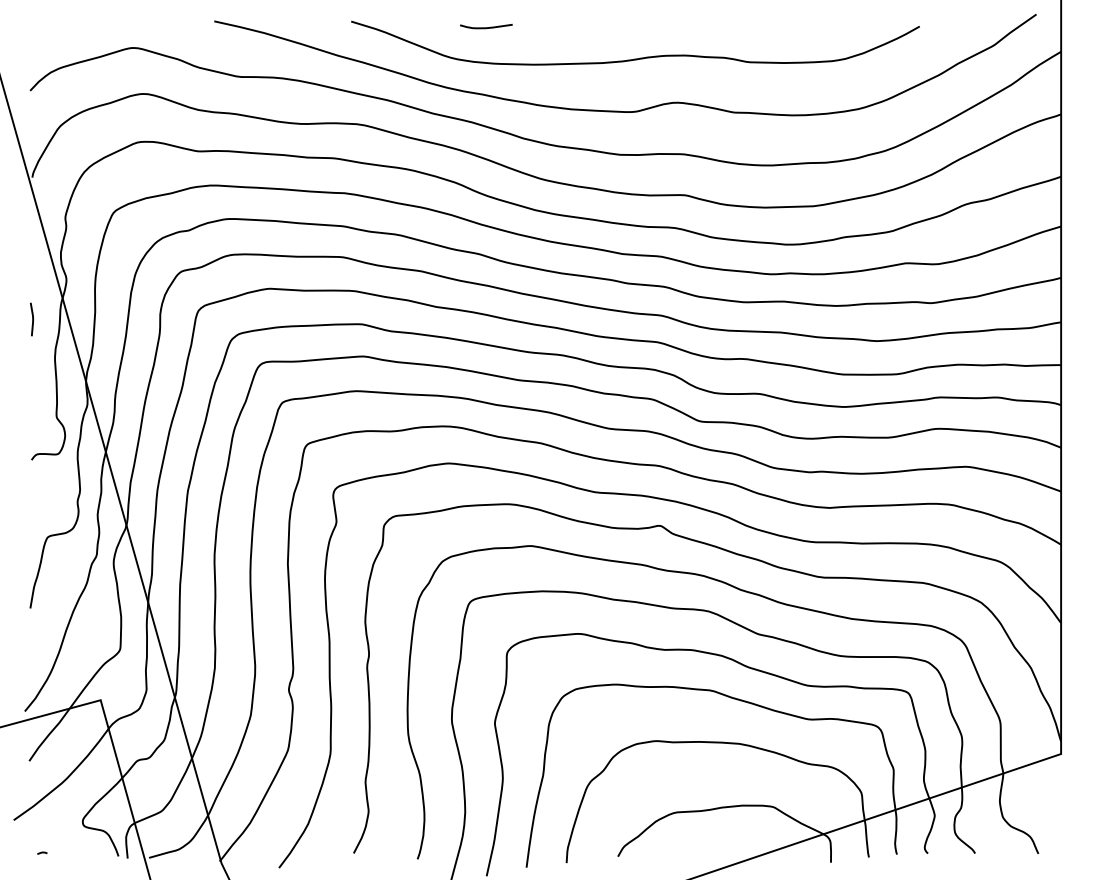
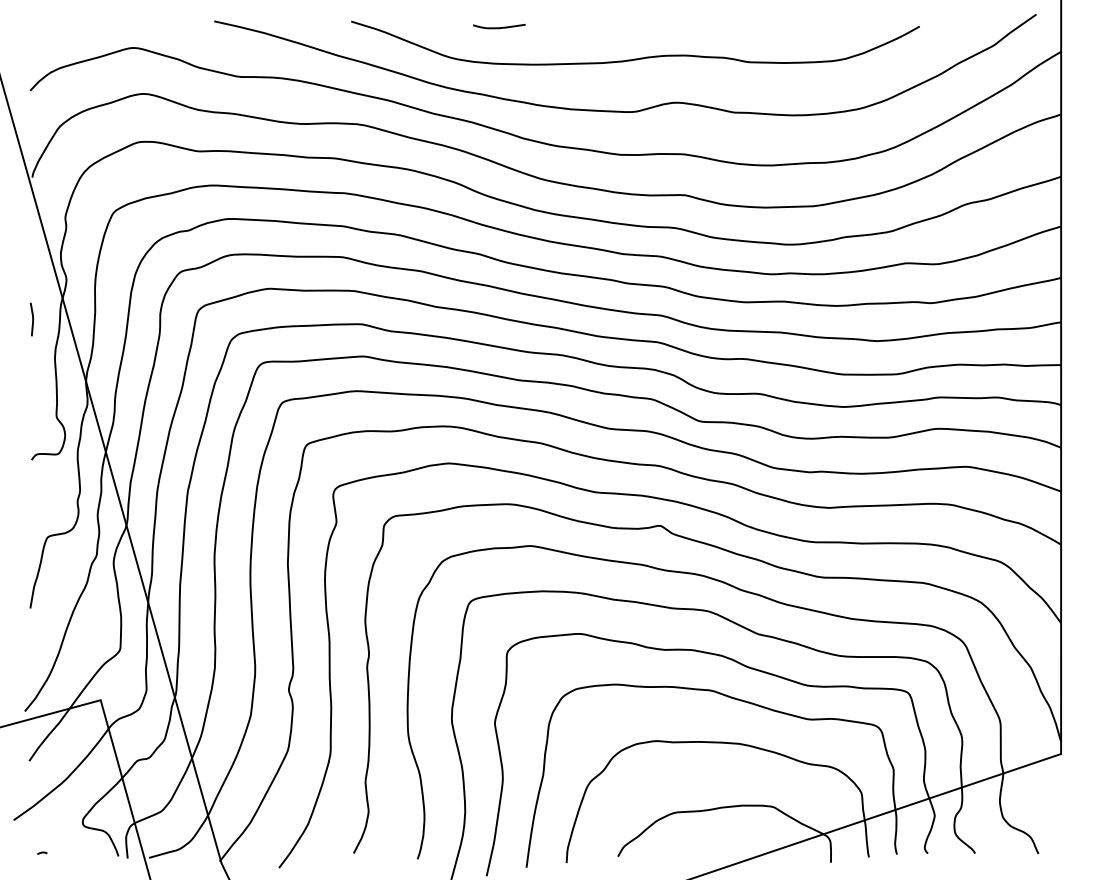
curve position: (486, 27) -> (499, 27) (499, 27)
